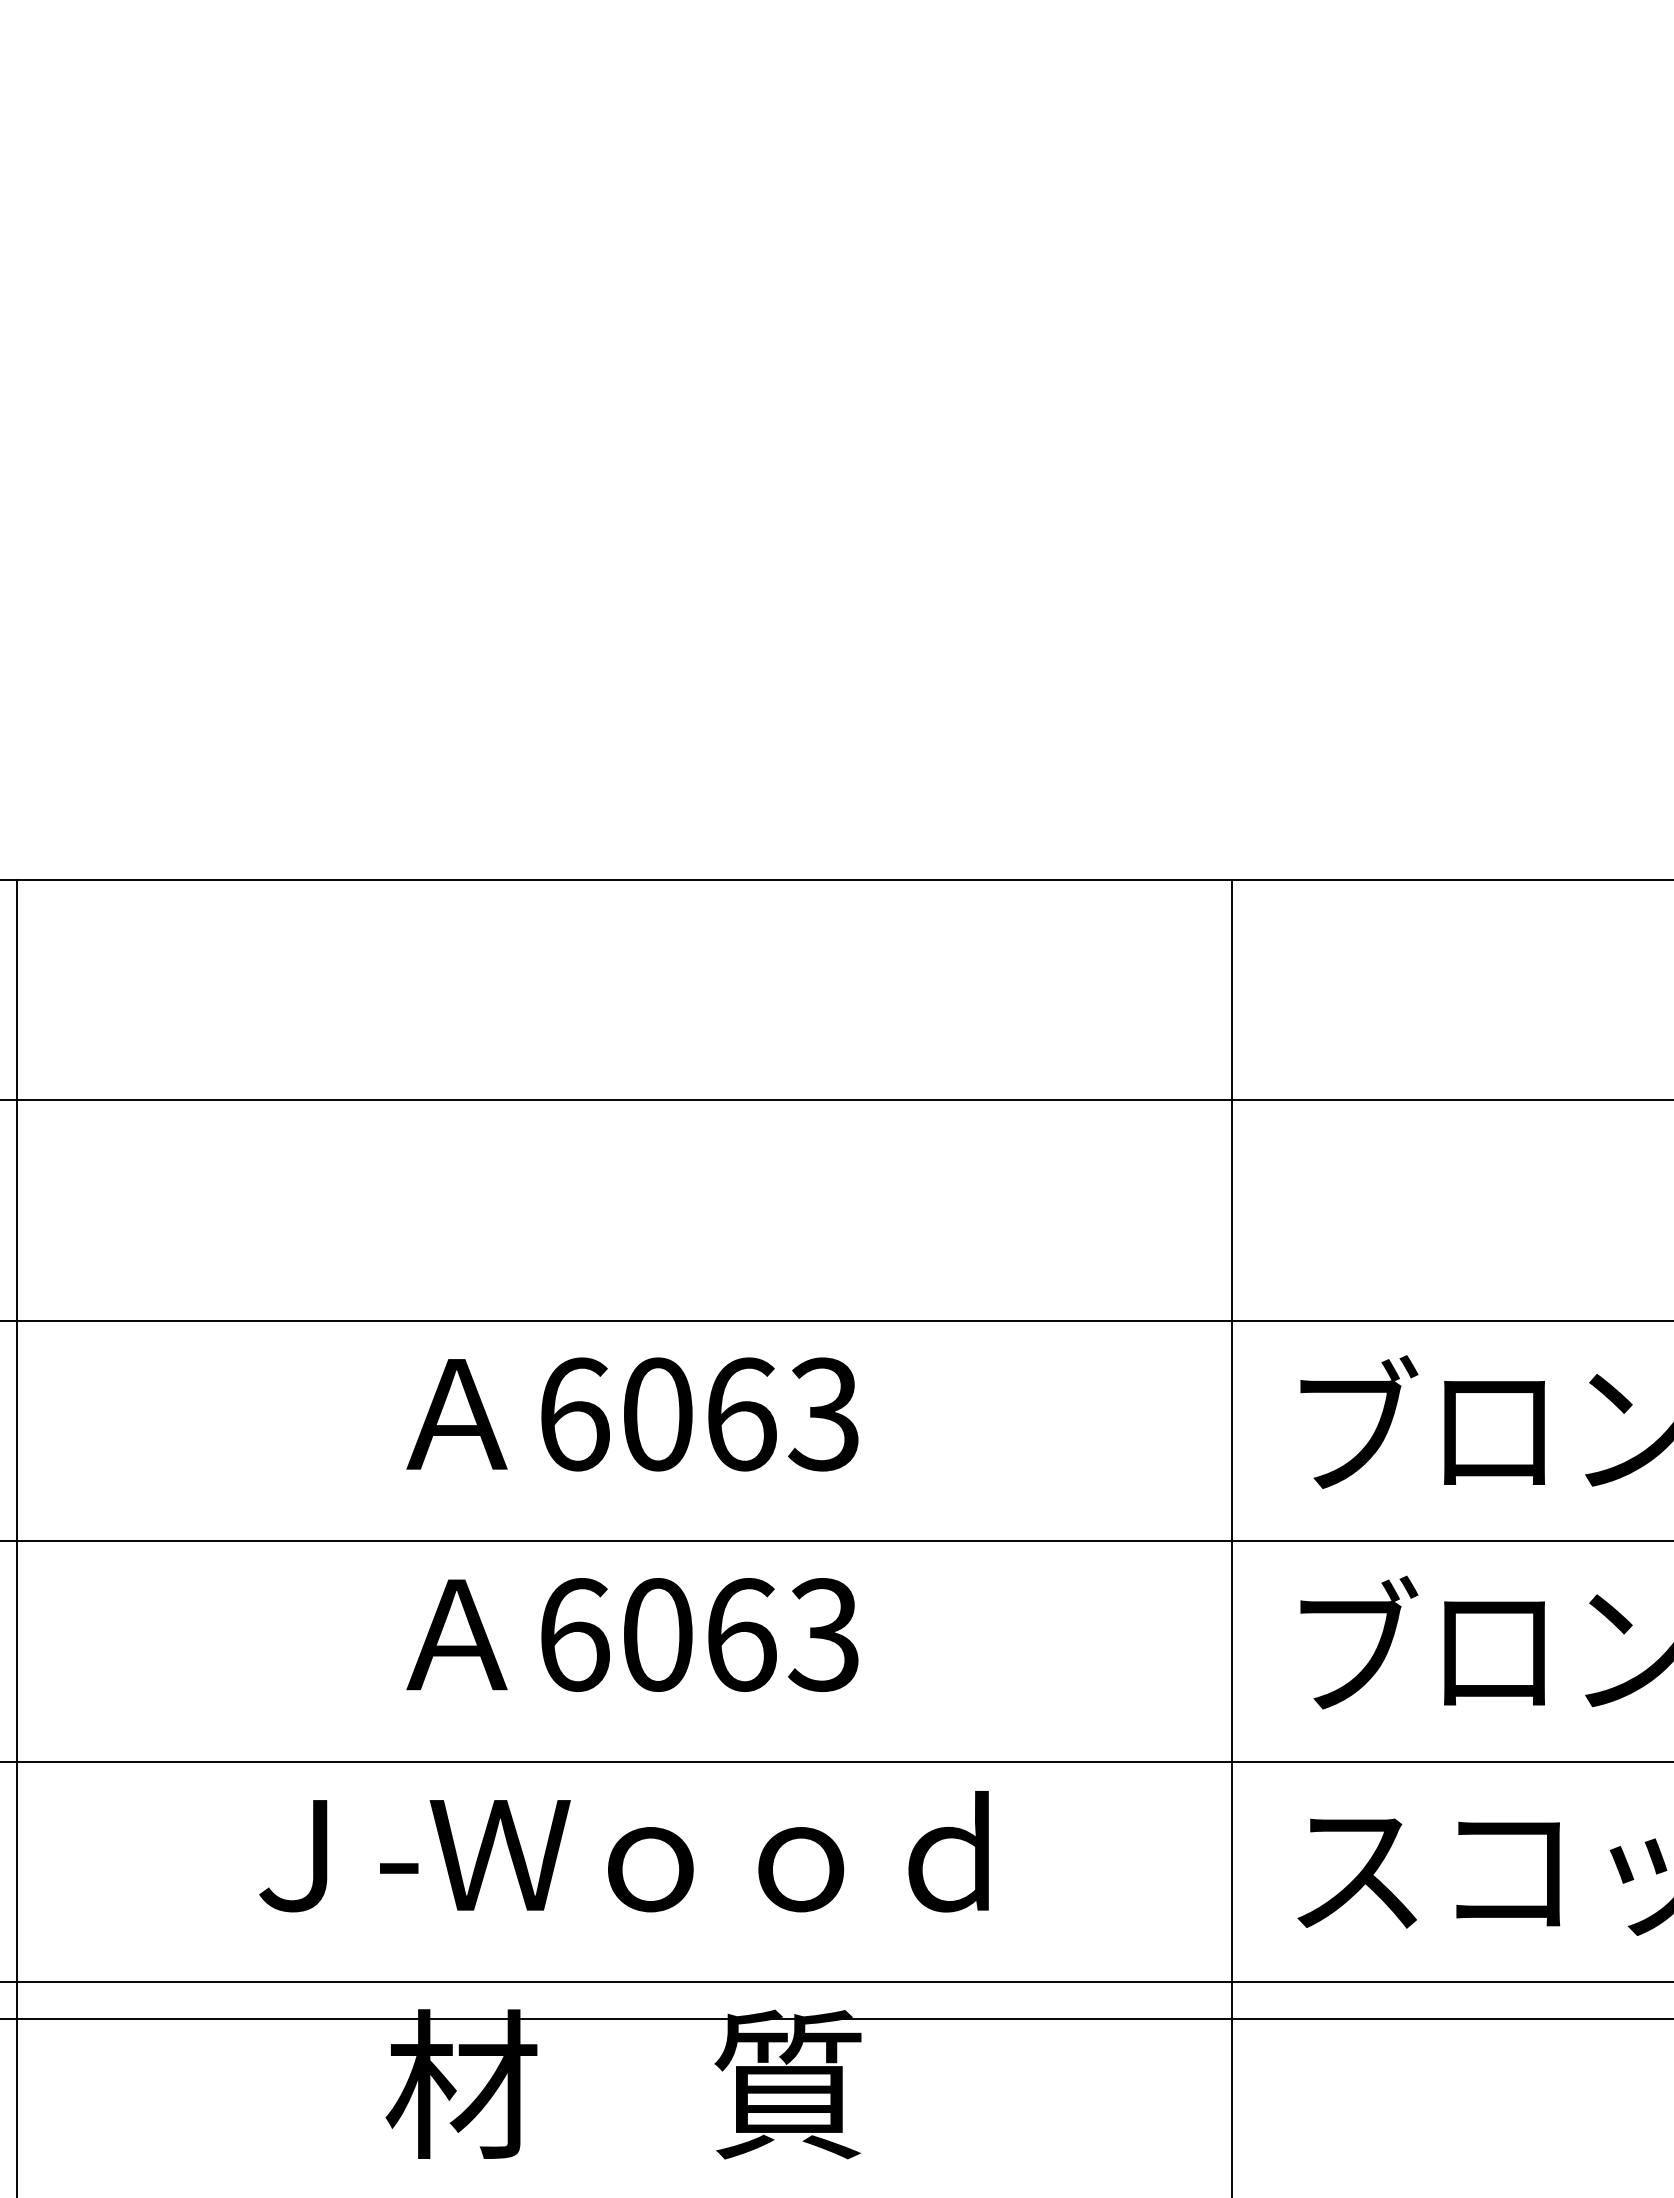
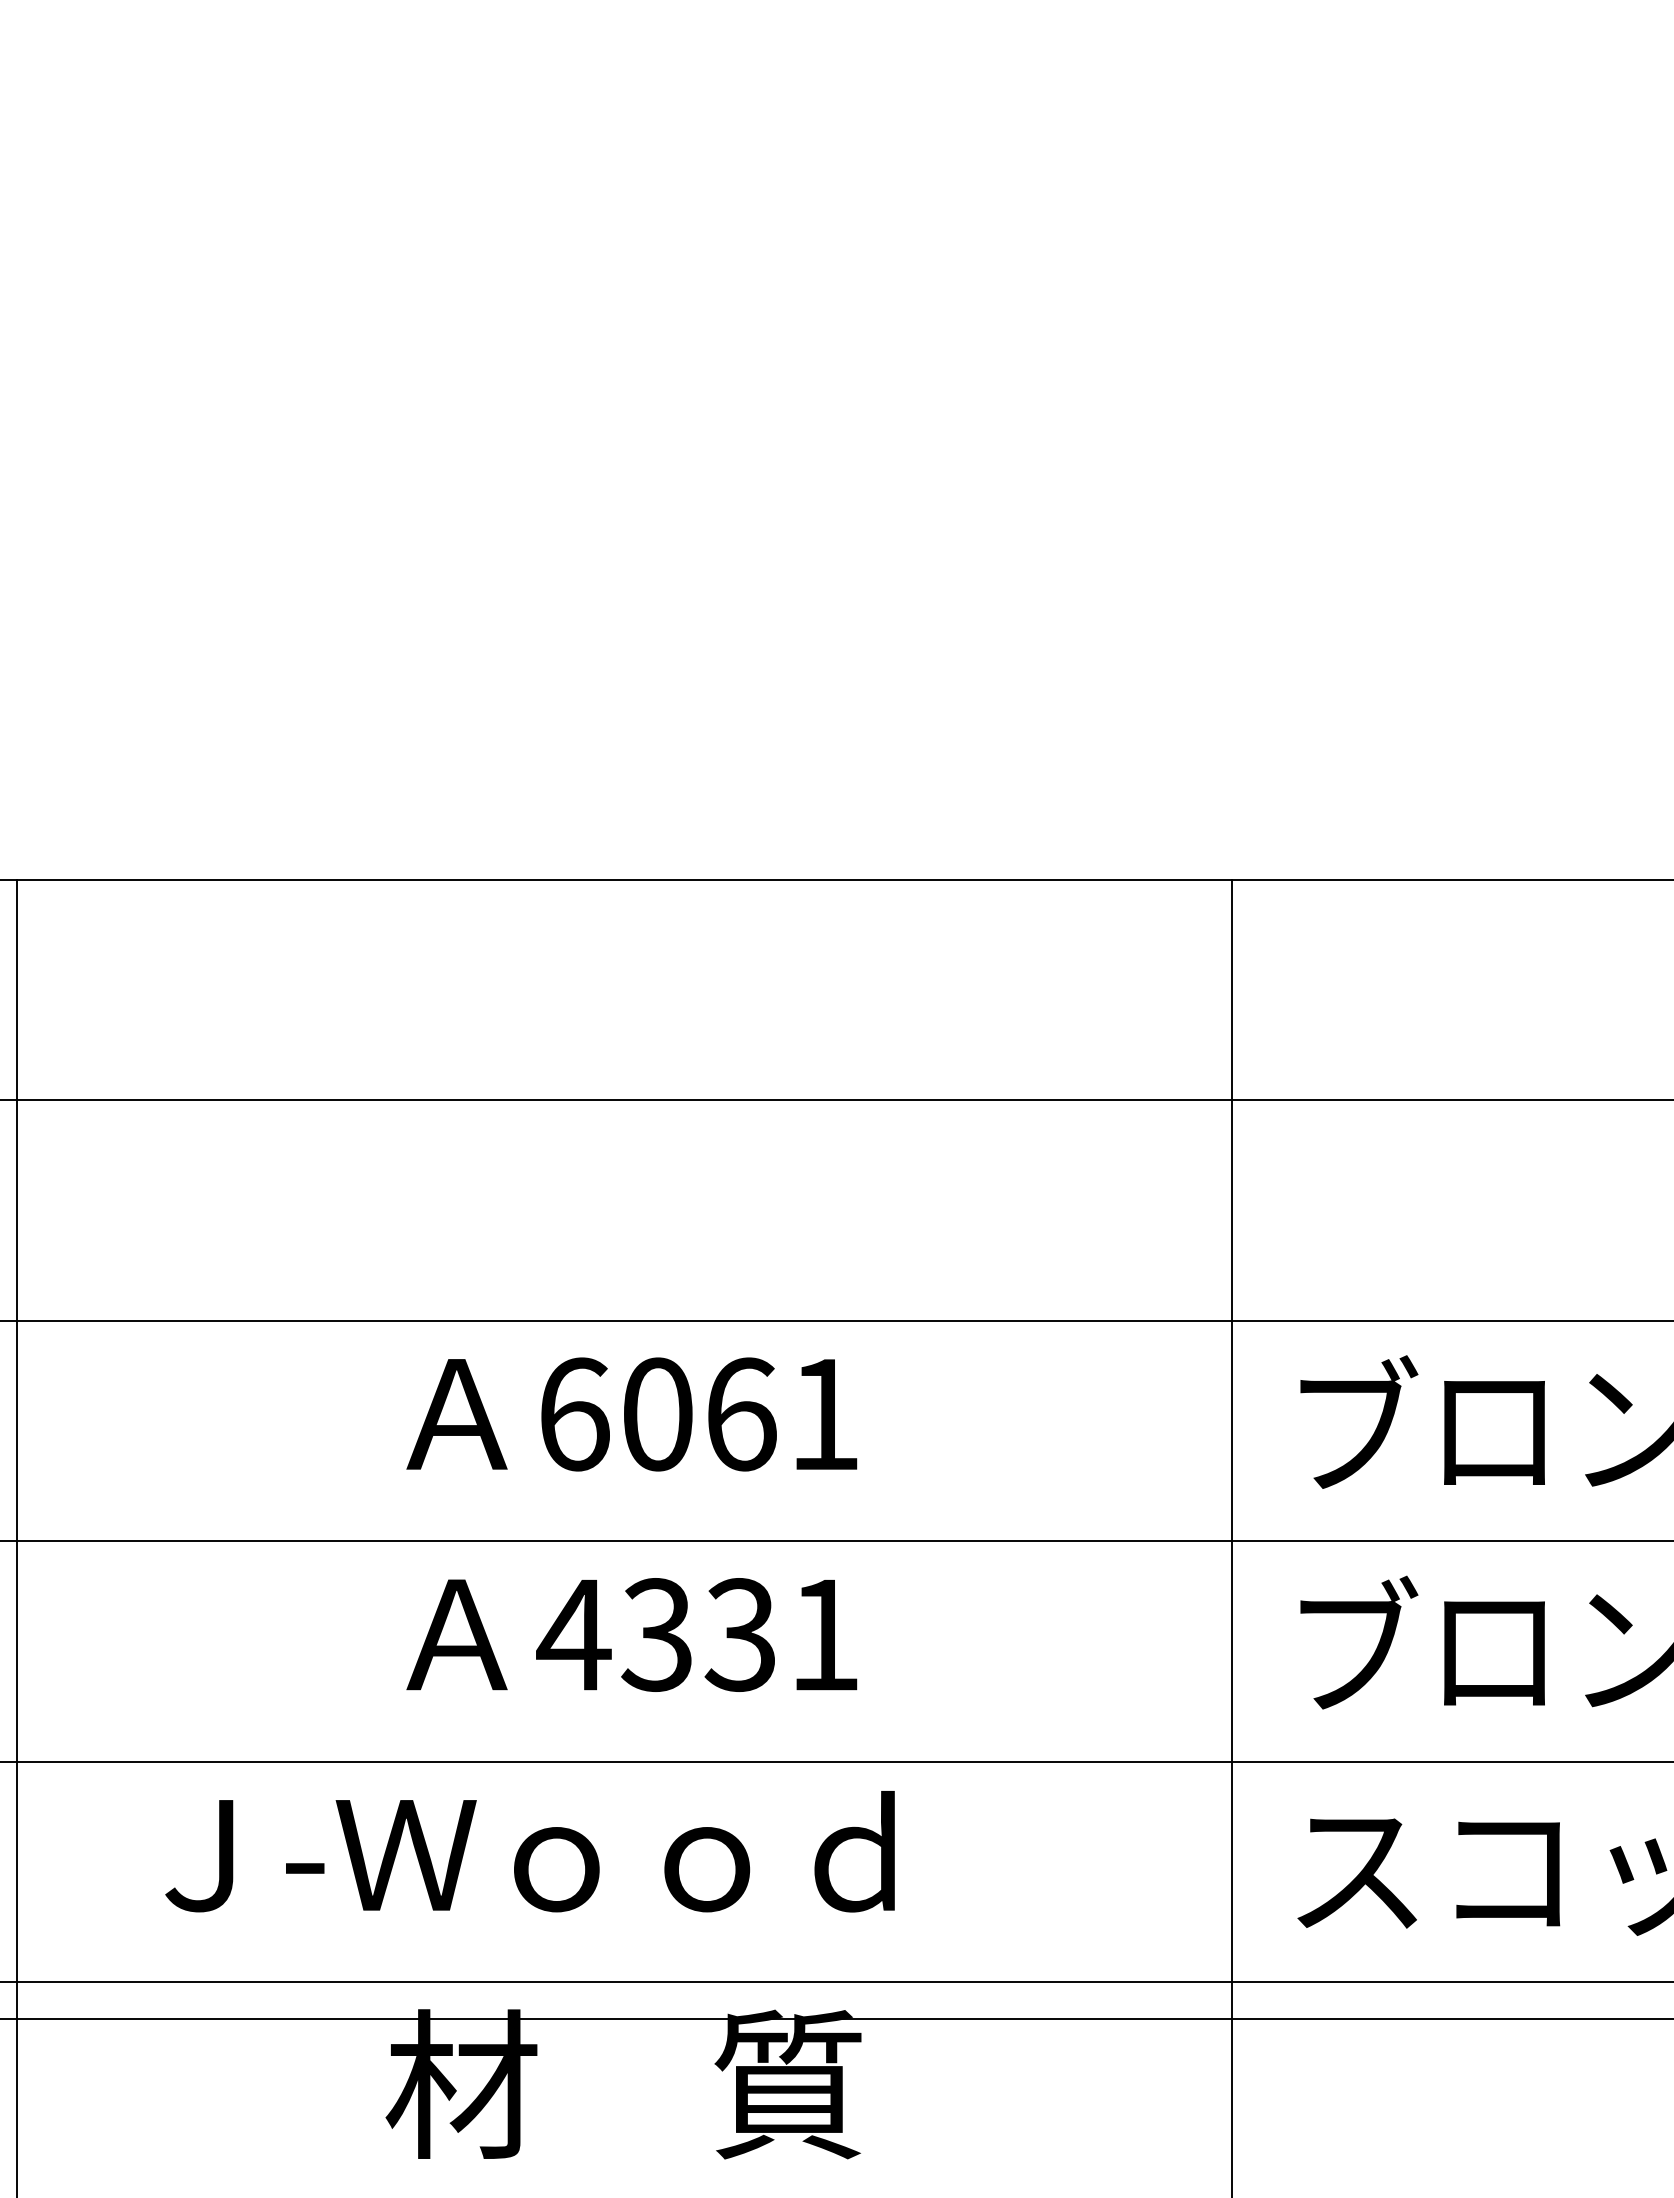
text: 6063 -> 6061 (823, 1414)
text: 6063 -> 4331 (697, 1634)
text position: (623, 1851) -> (529, 1851) (529, 1851)
